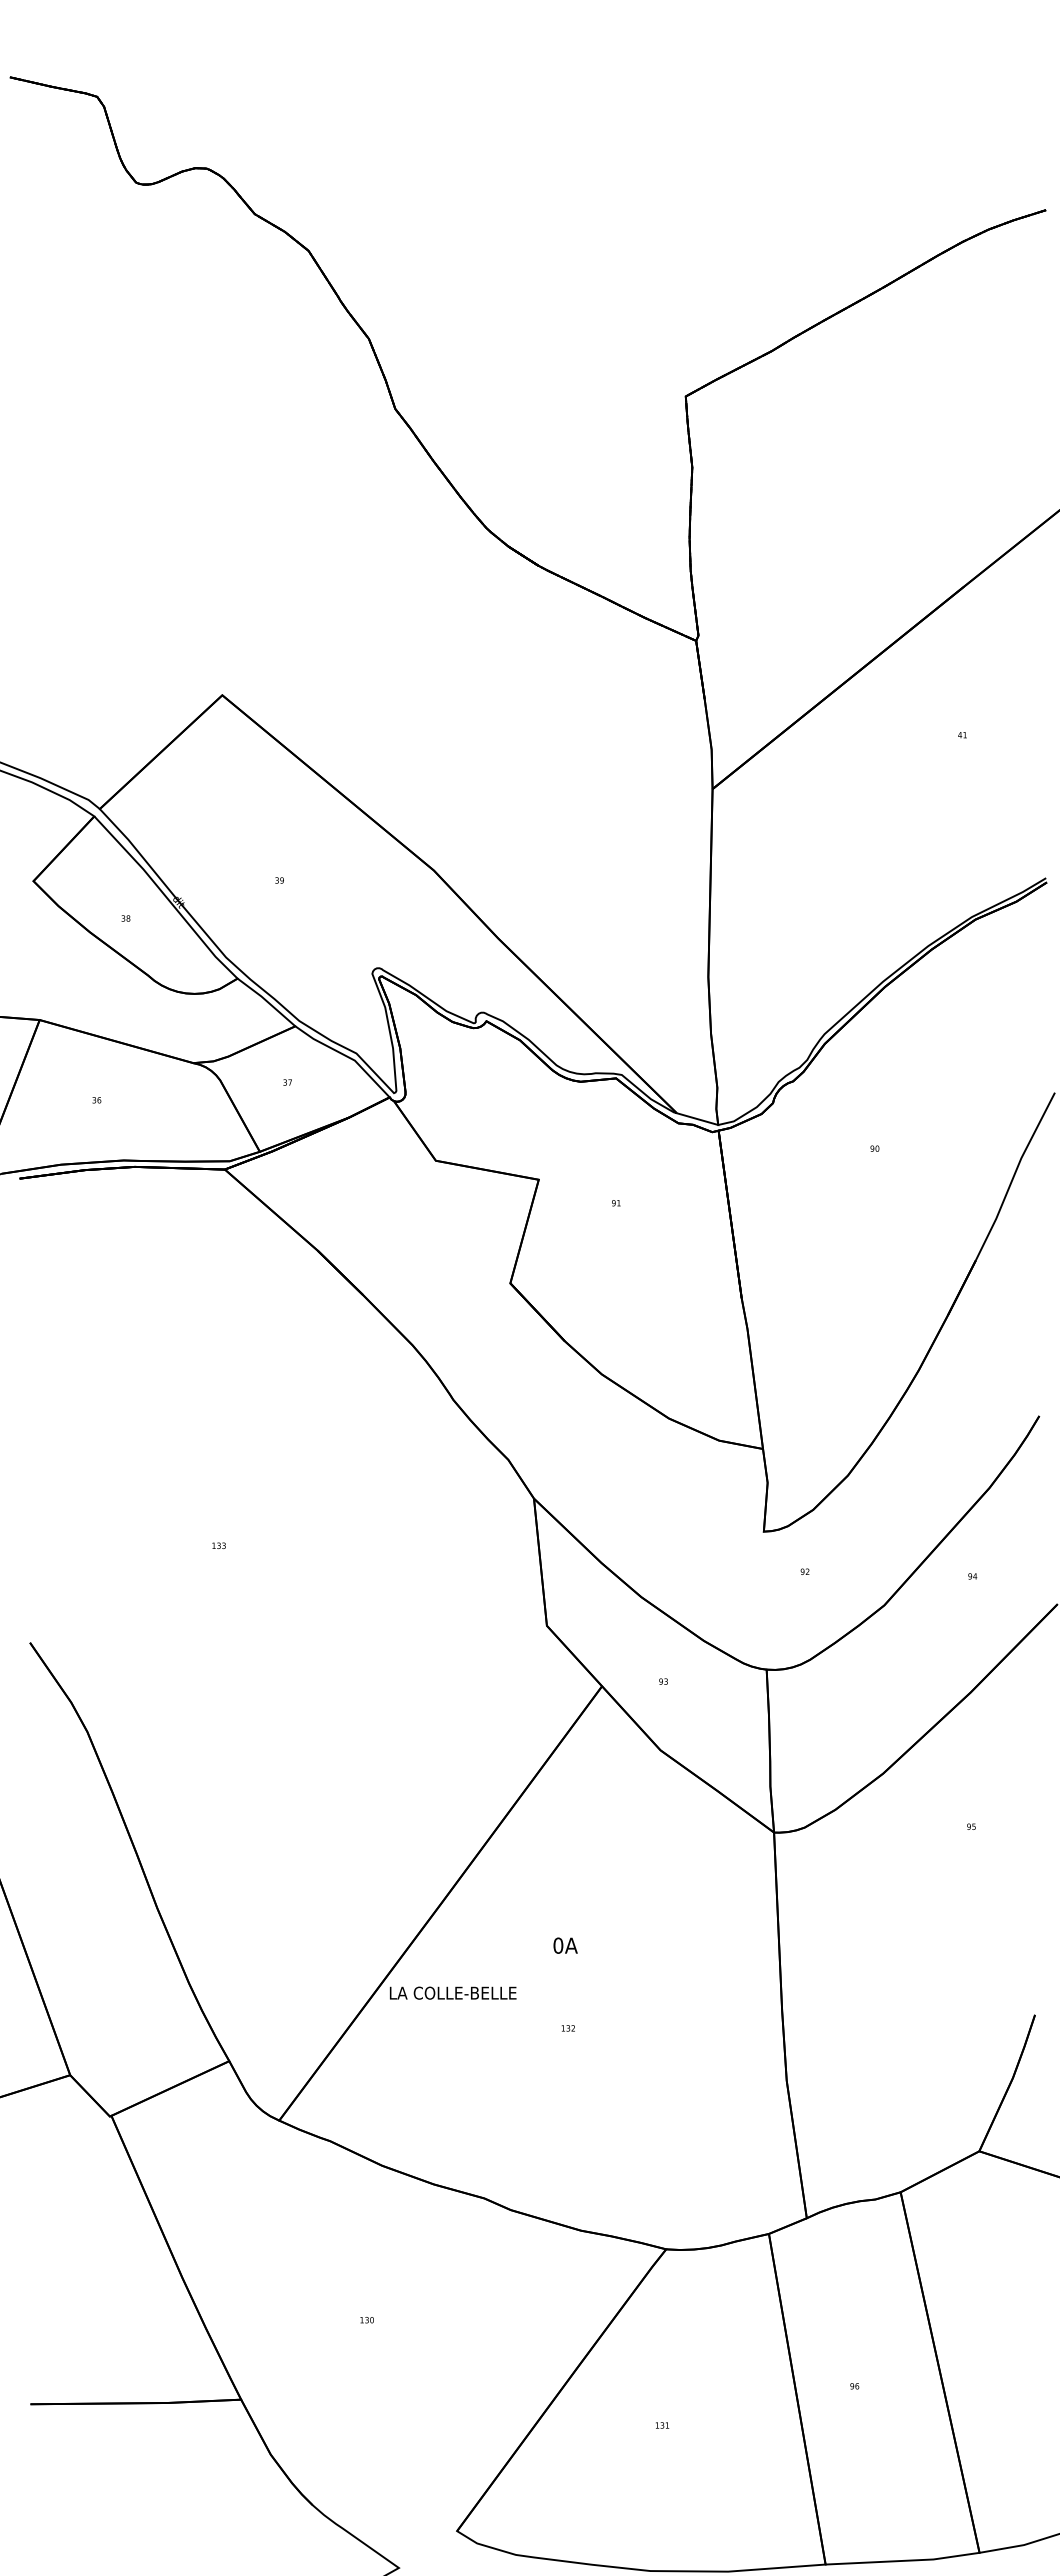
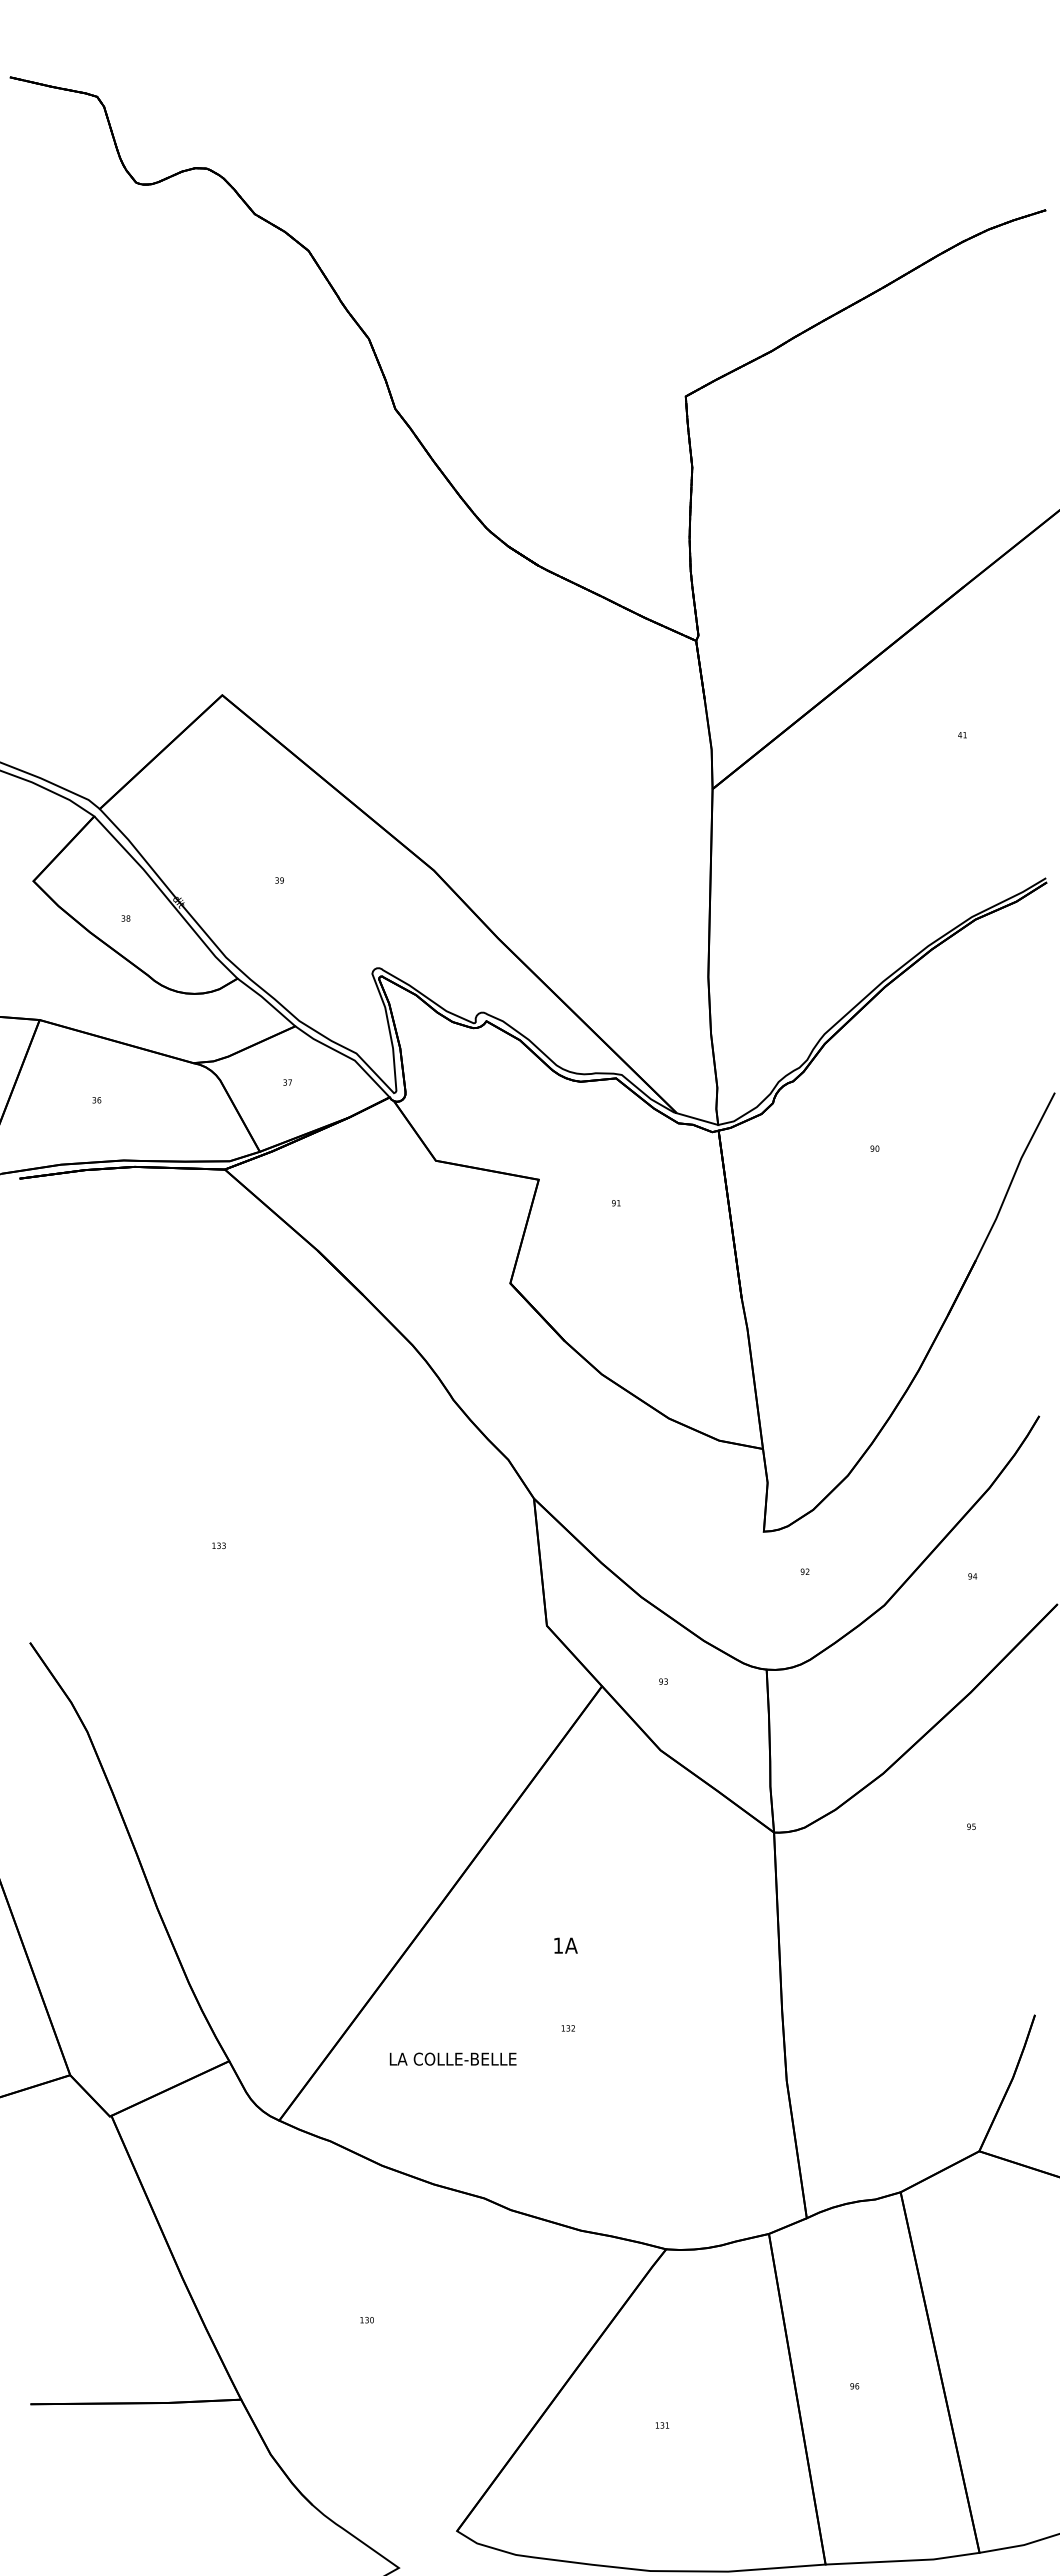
text: 0A -> 1A (558, 1945)
text position: (453, 1992) -> (453, 2058) (453, 2058)
